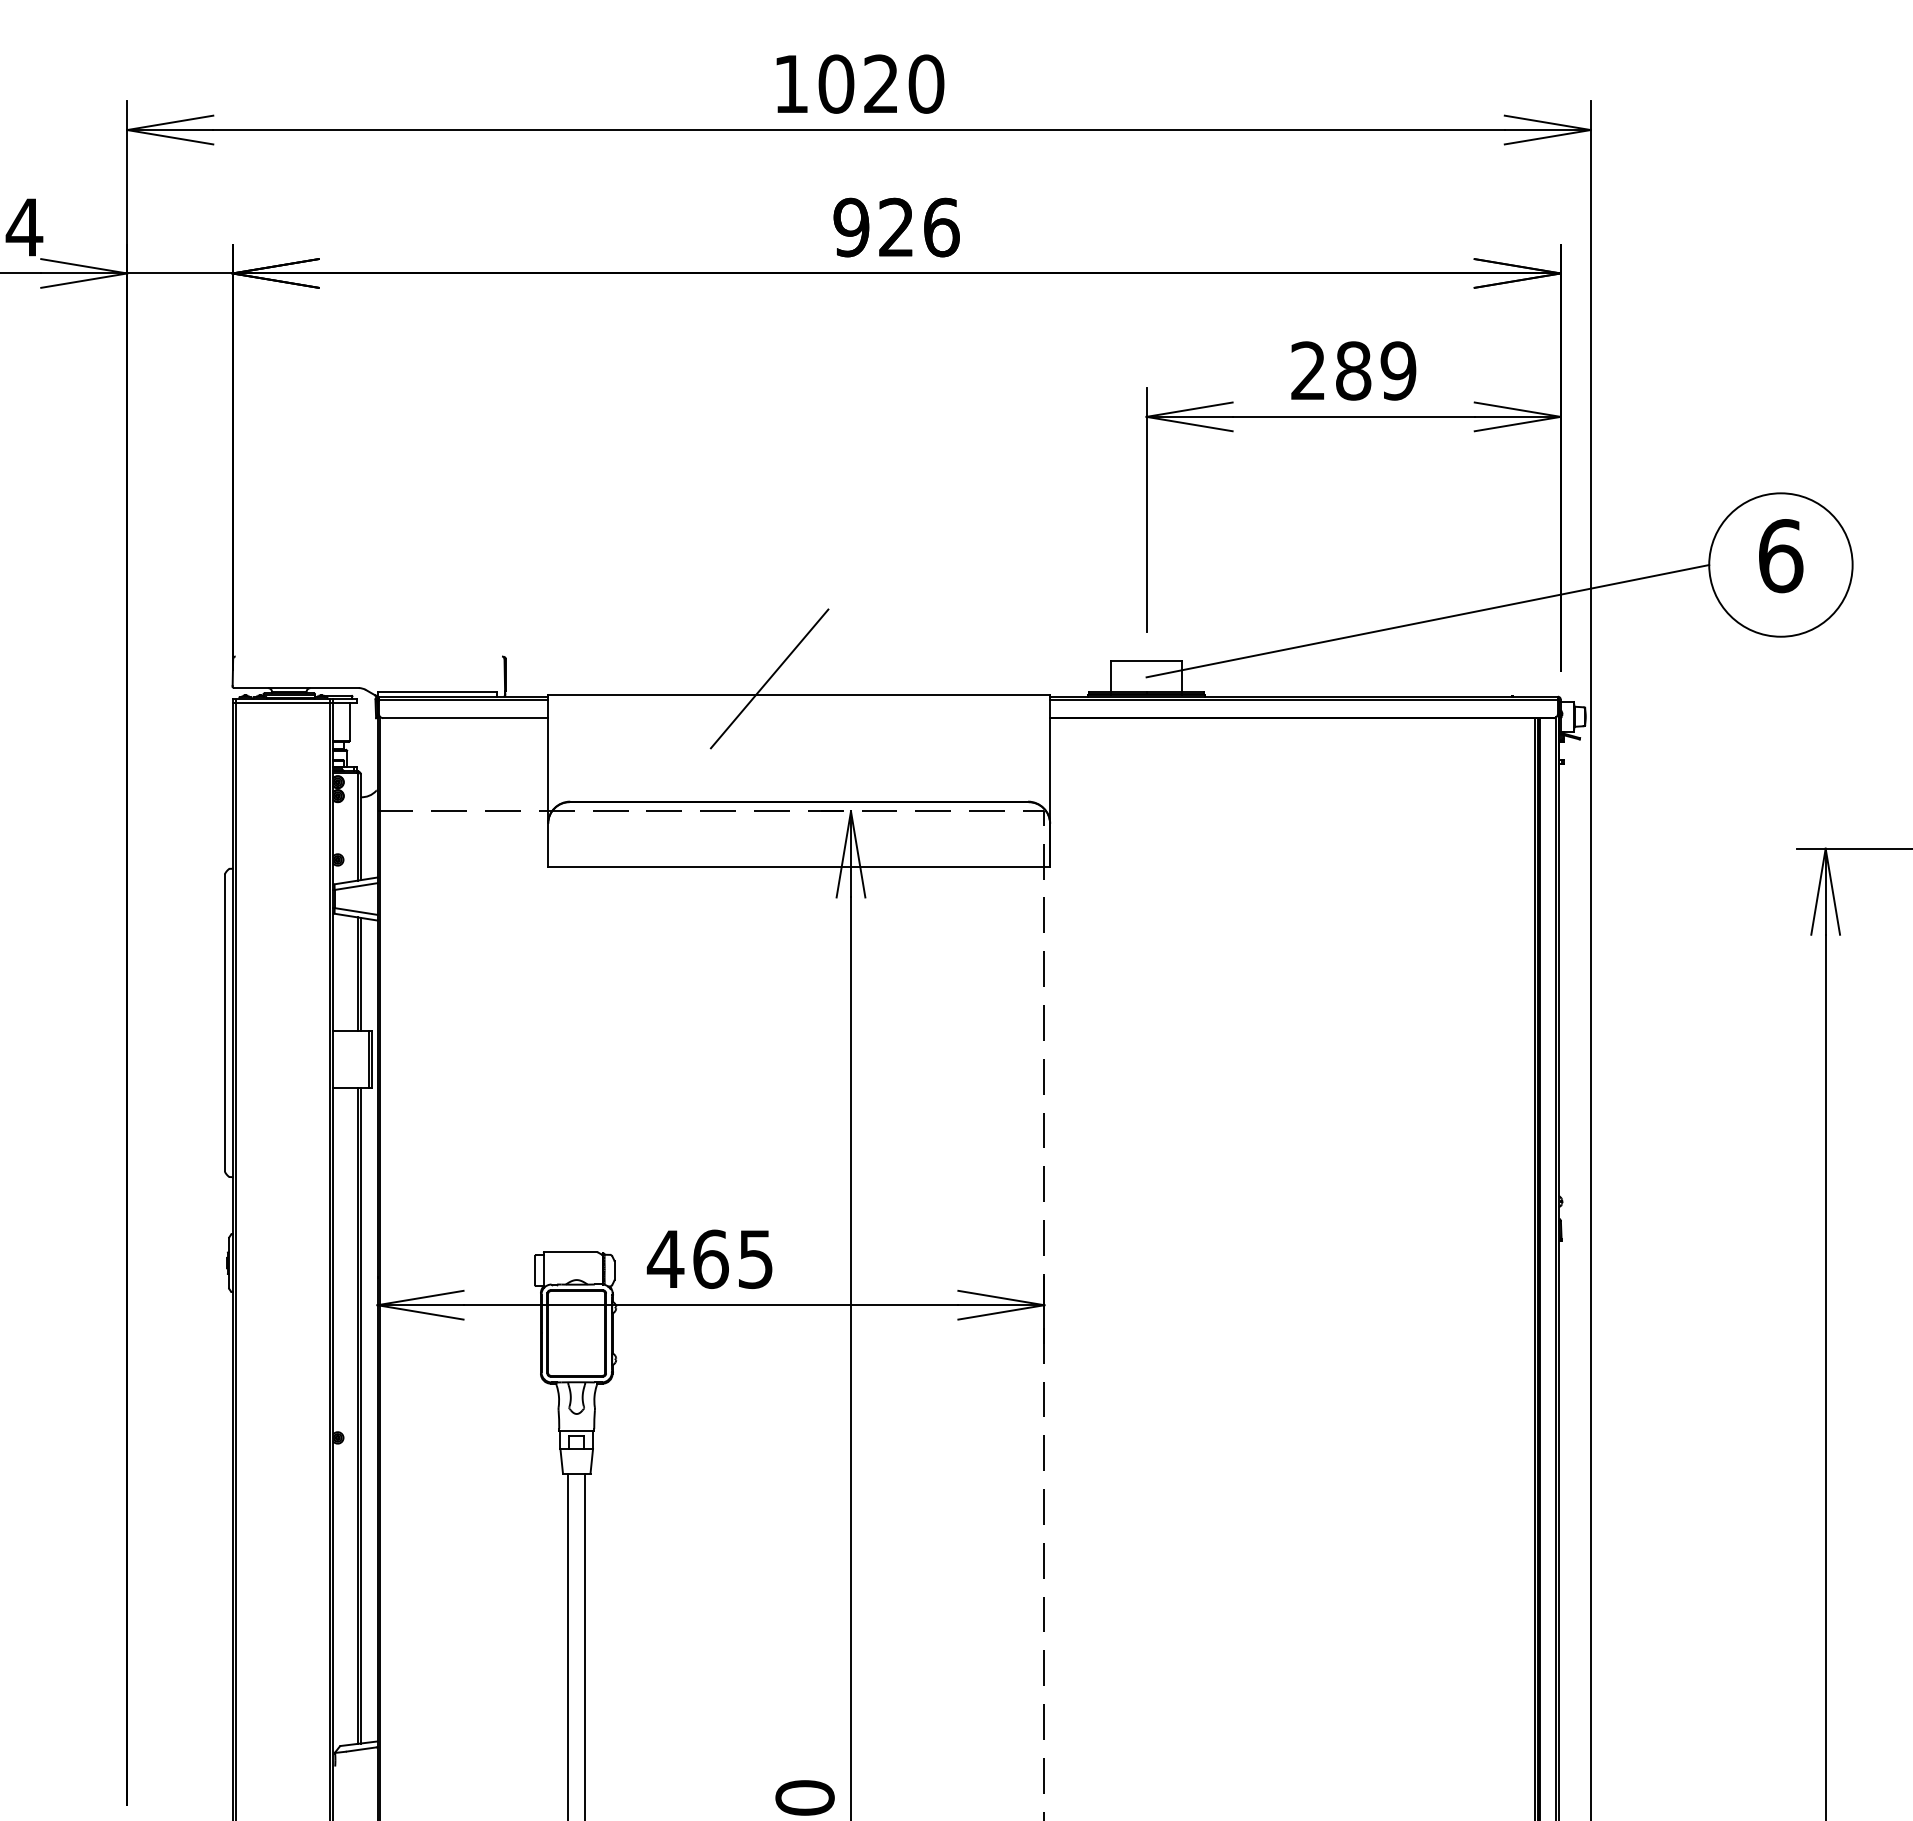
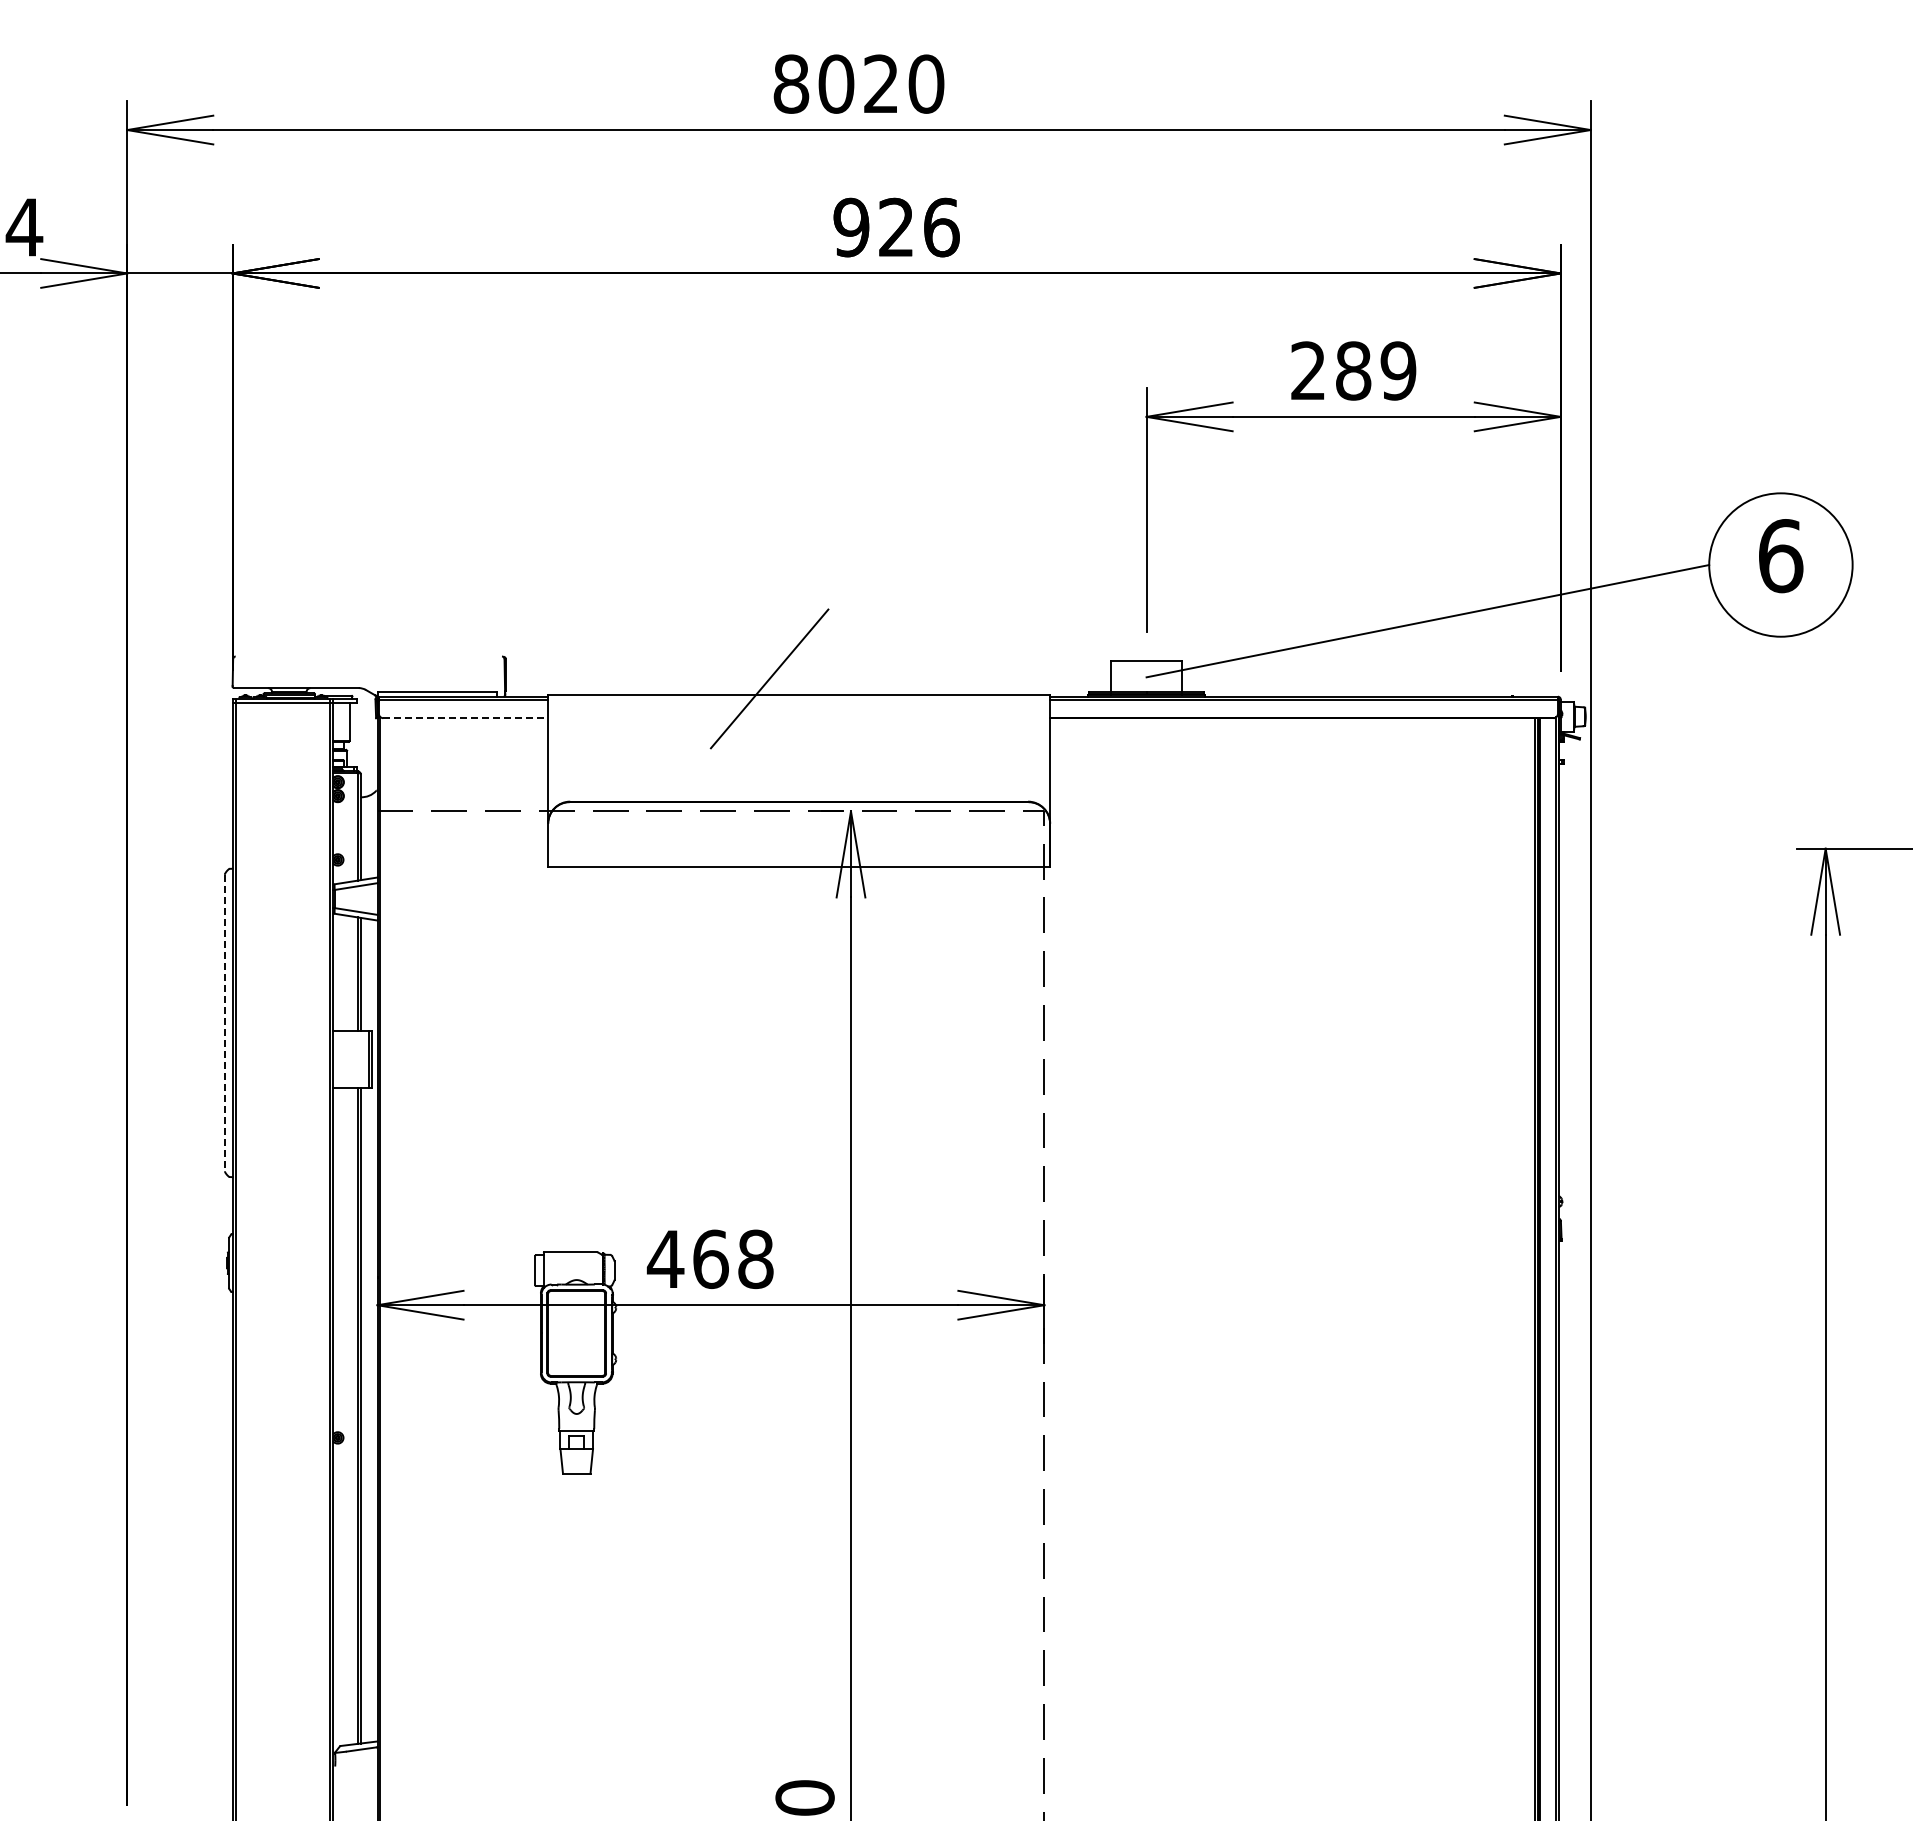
text: 1020 -> 8020 (791, 83)
line: solid -> dashed (466, 718)
line: solid -> dashed (224, 1023)
text: 465 -> 468 (755, 1259)
line: present -> none (568, 1645)
line: present -> none (585, 1645)
